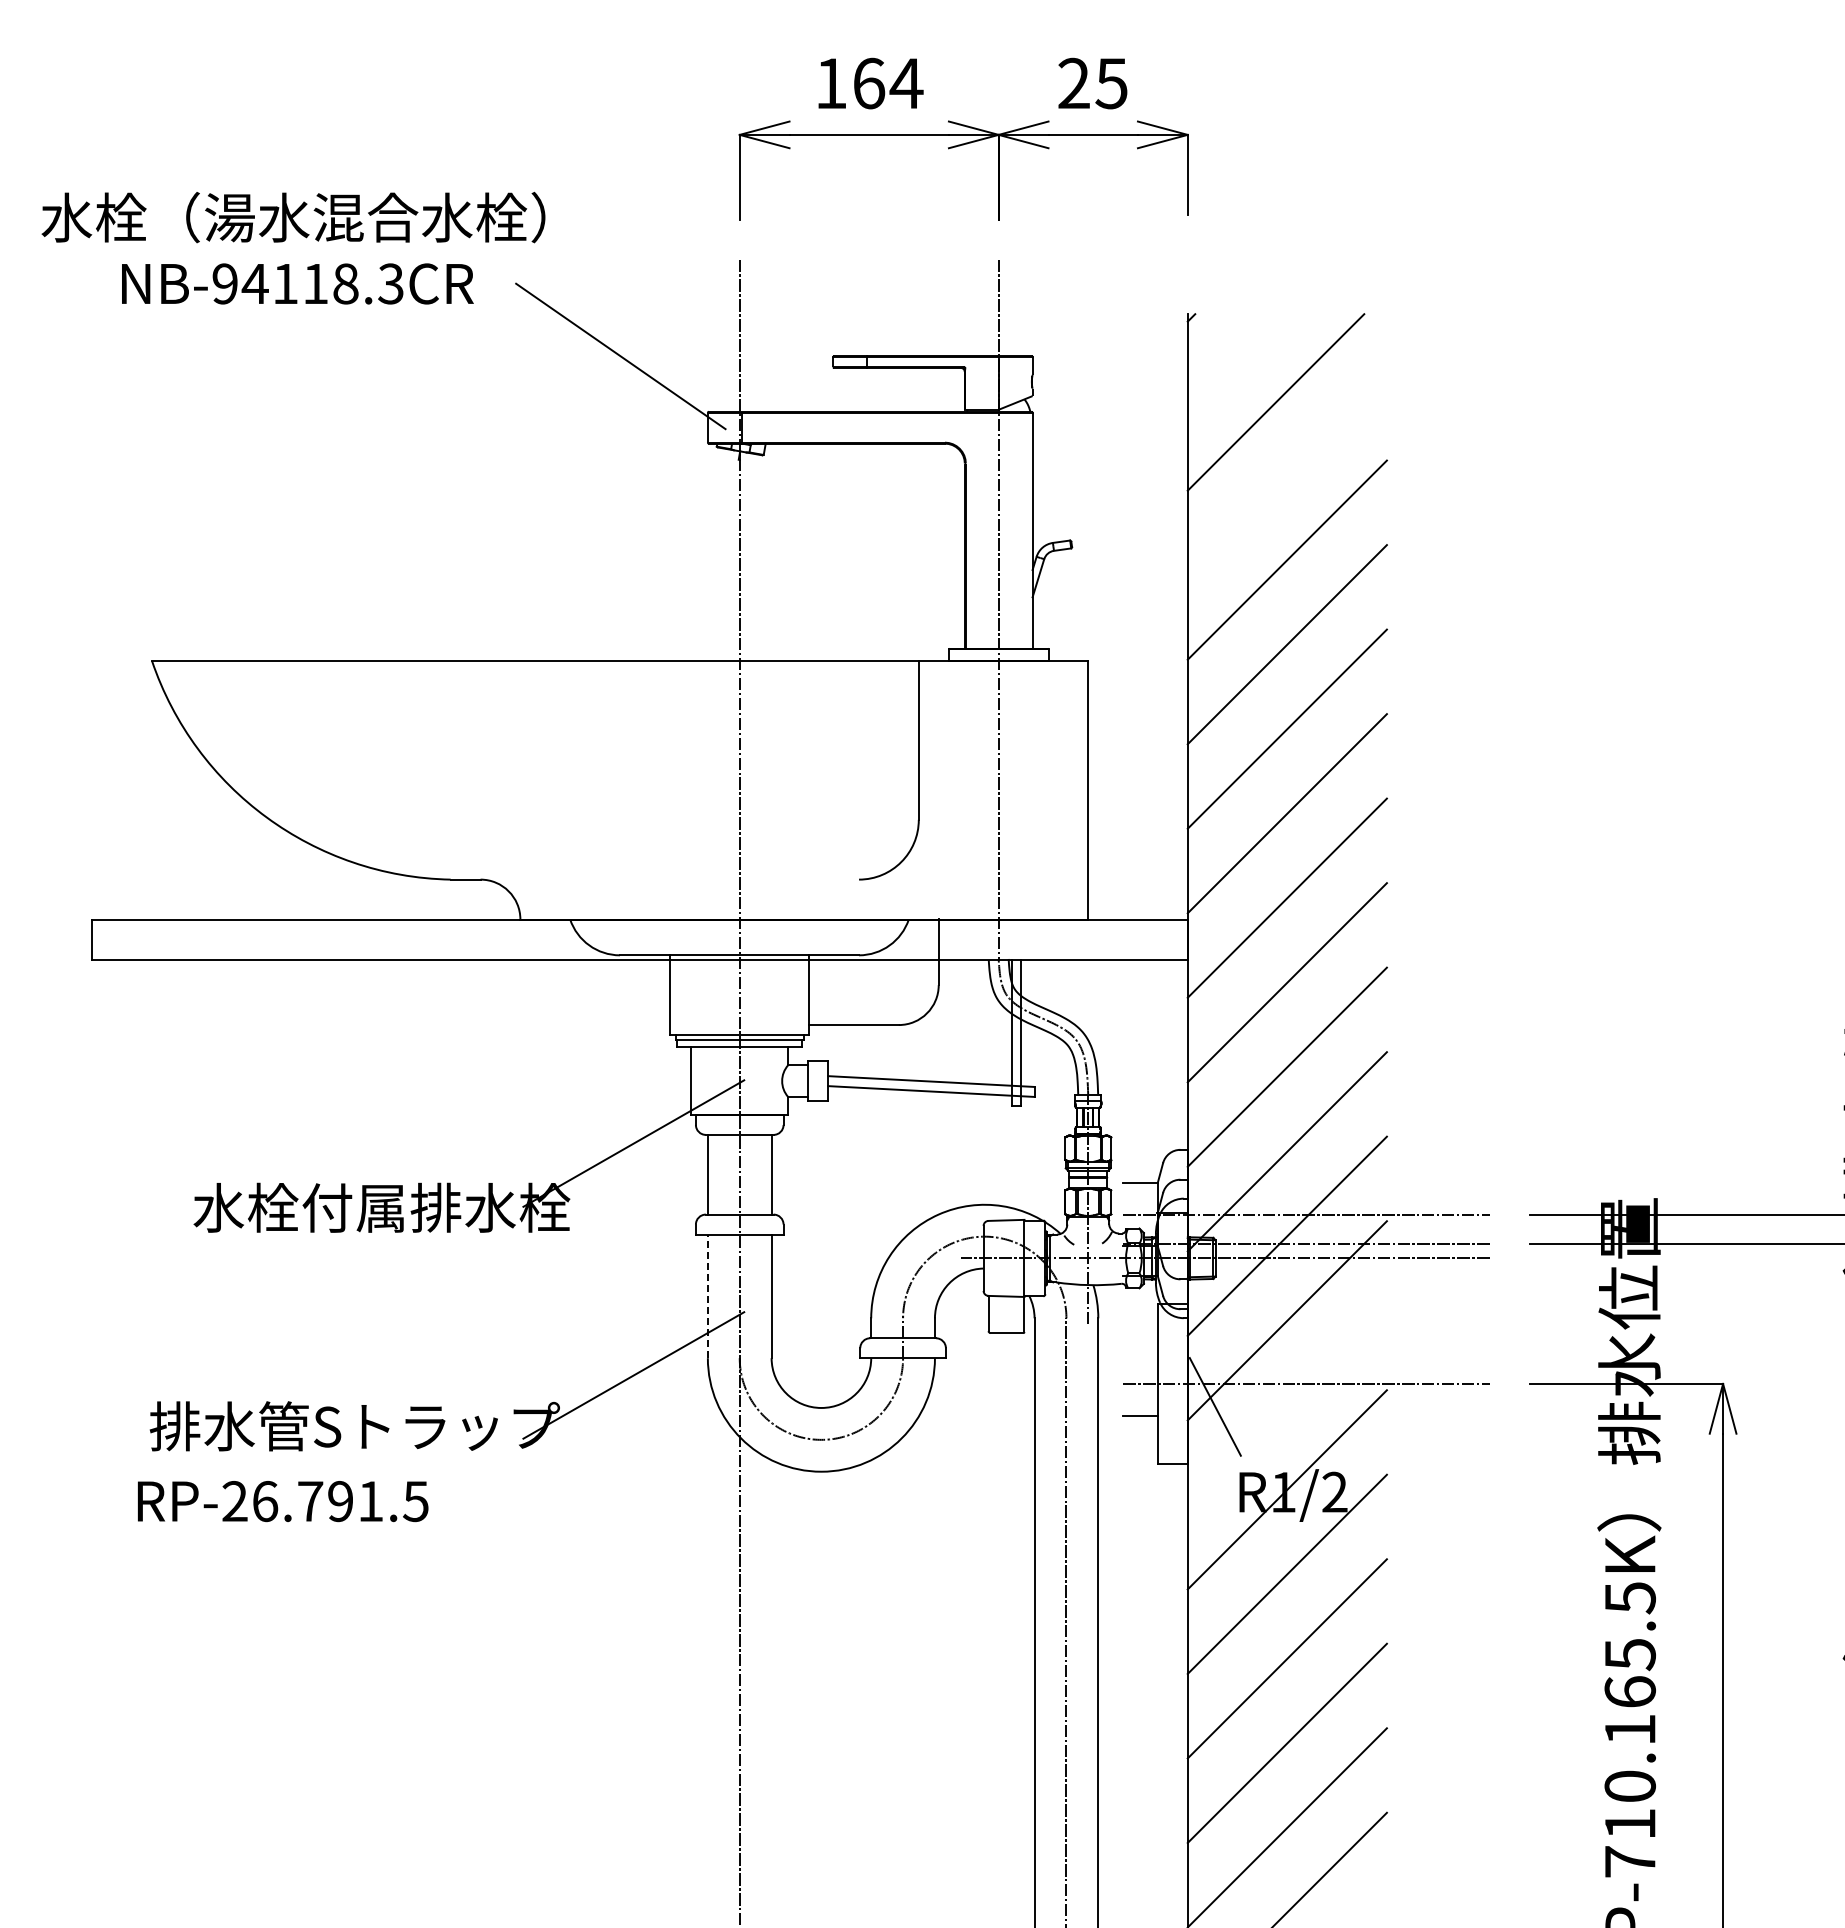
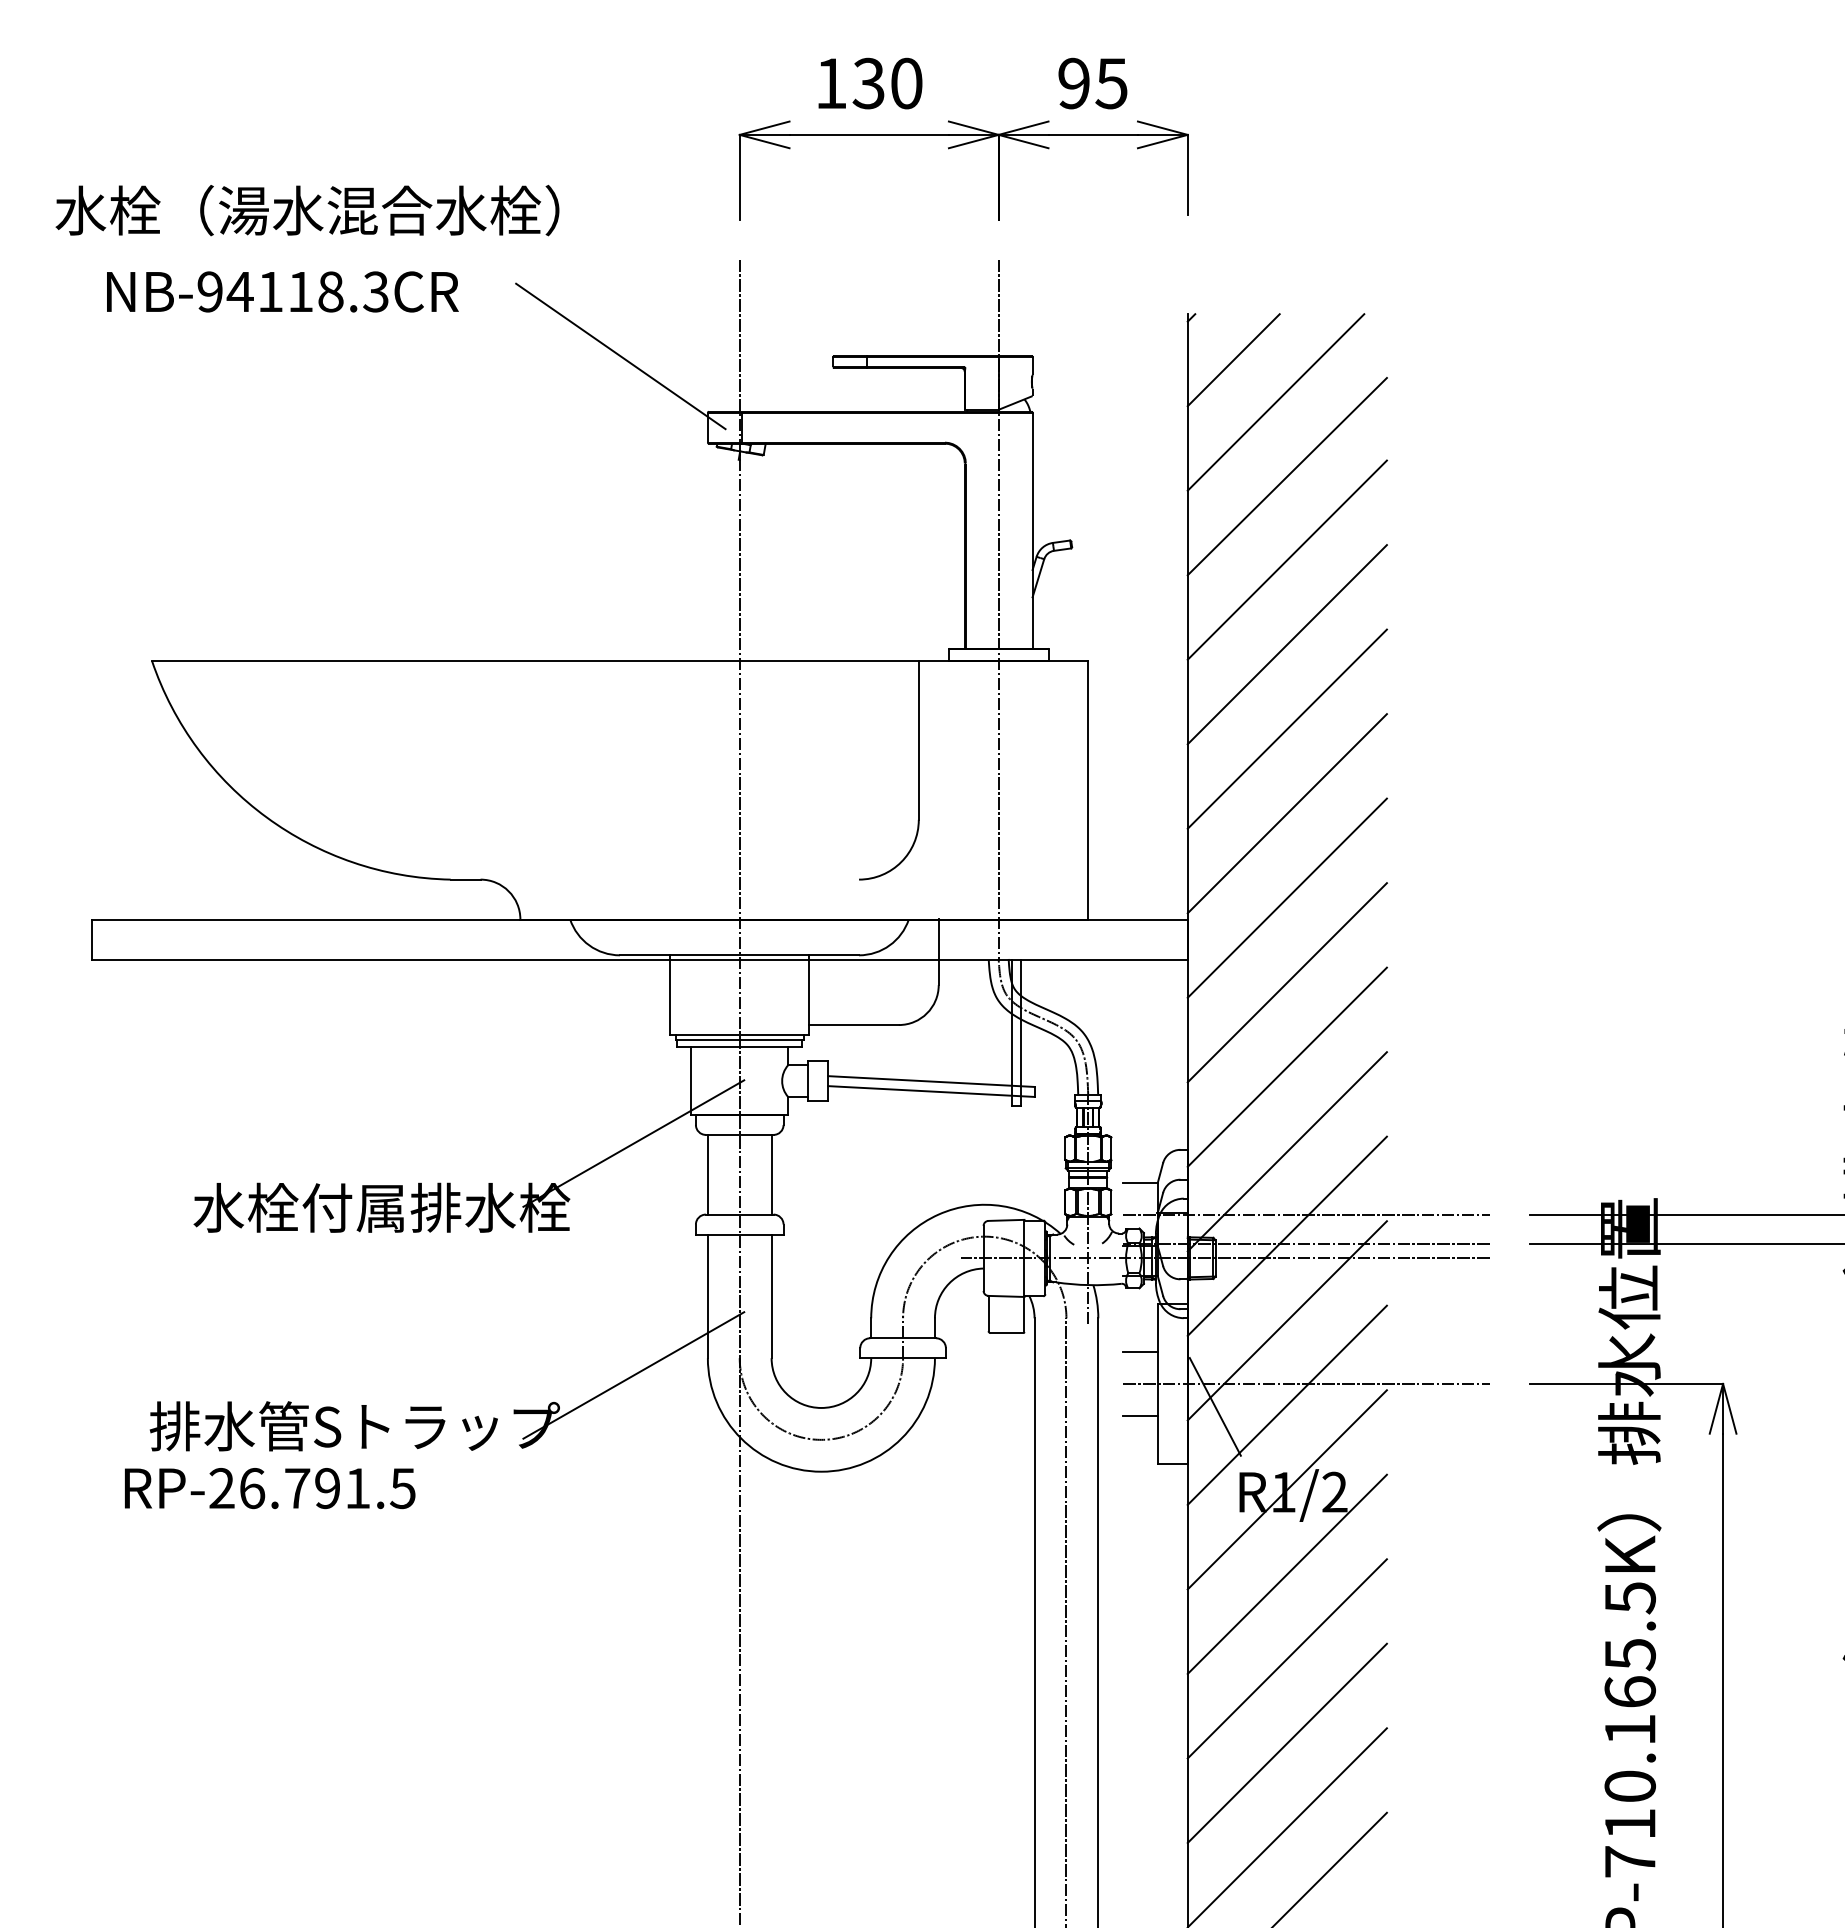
text: 164 -> 130 (887, 83)
text: 25 -> 95 (1073, 83)
text position: (293, 217) -> (307, 210) (307, 210)
text position: (297, 283) -> (282, 291) (282, 291)
line: none -> present (1233, 360)
line: none -> present (1286, 476)
line: dashed -> solid (707, 1296)
line: none -> present (1140, 1352)
line: none -> present (1286, 1404)
text position: (283, 1501) -> (270, 1488) (270, 1488)
